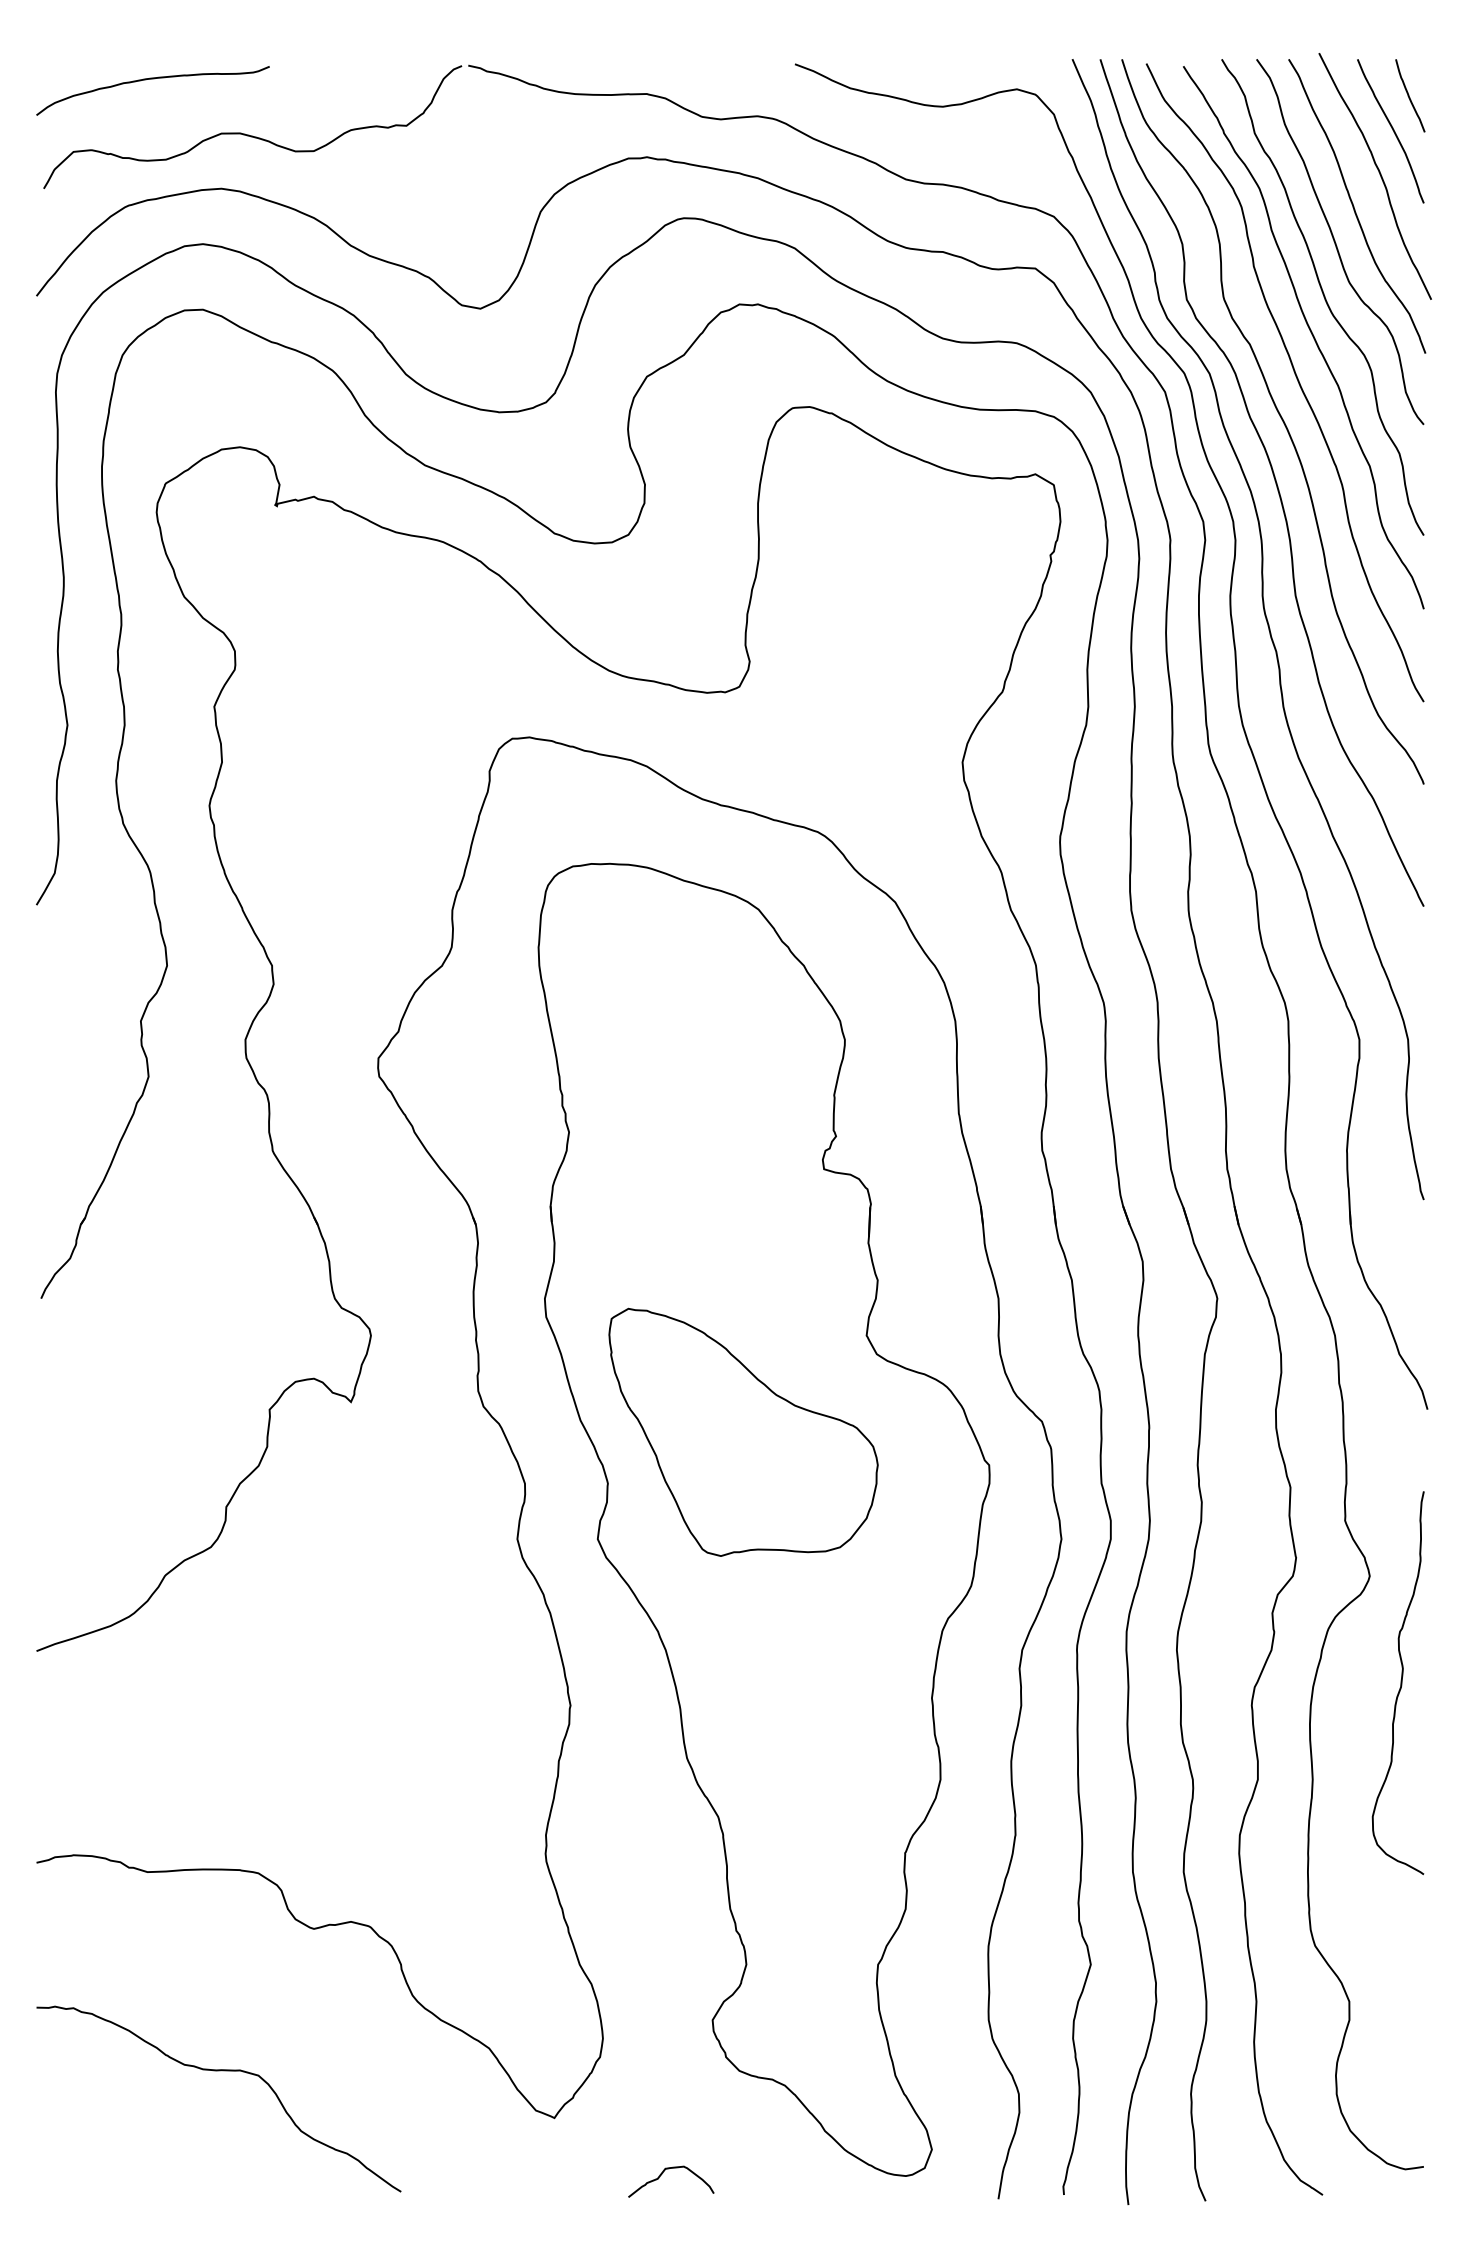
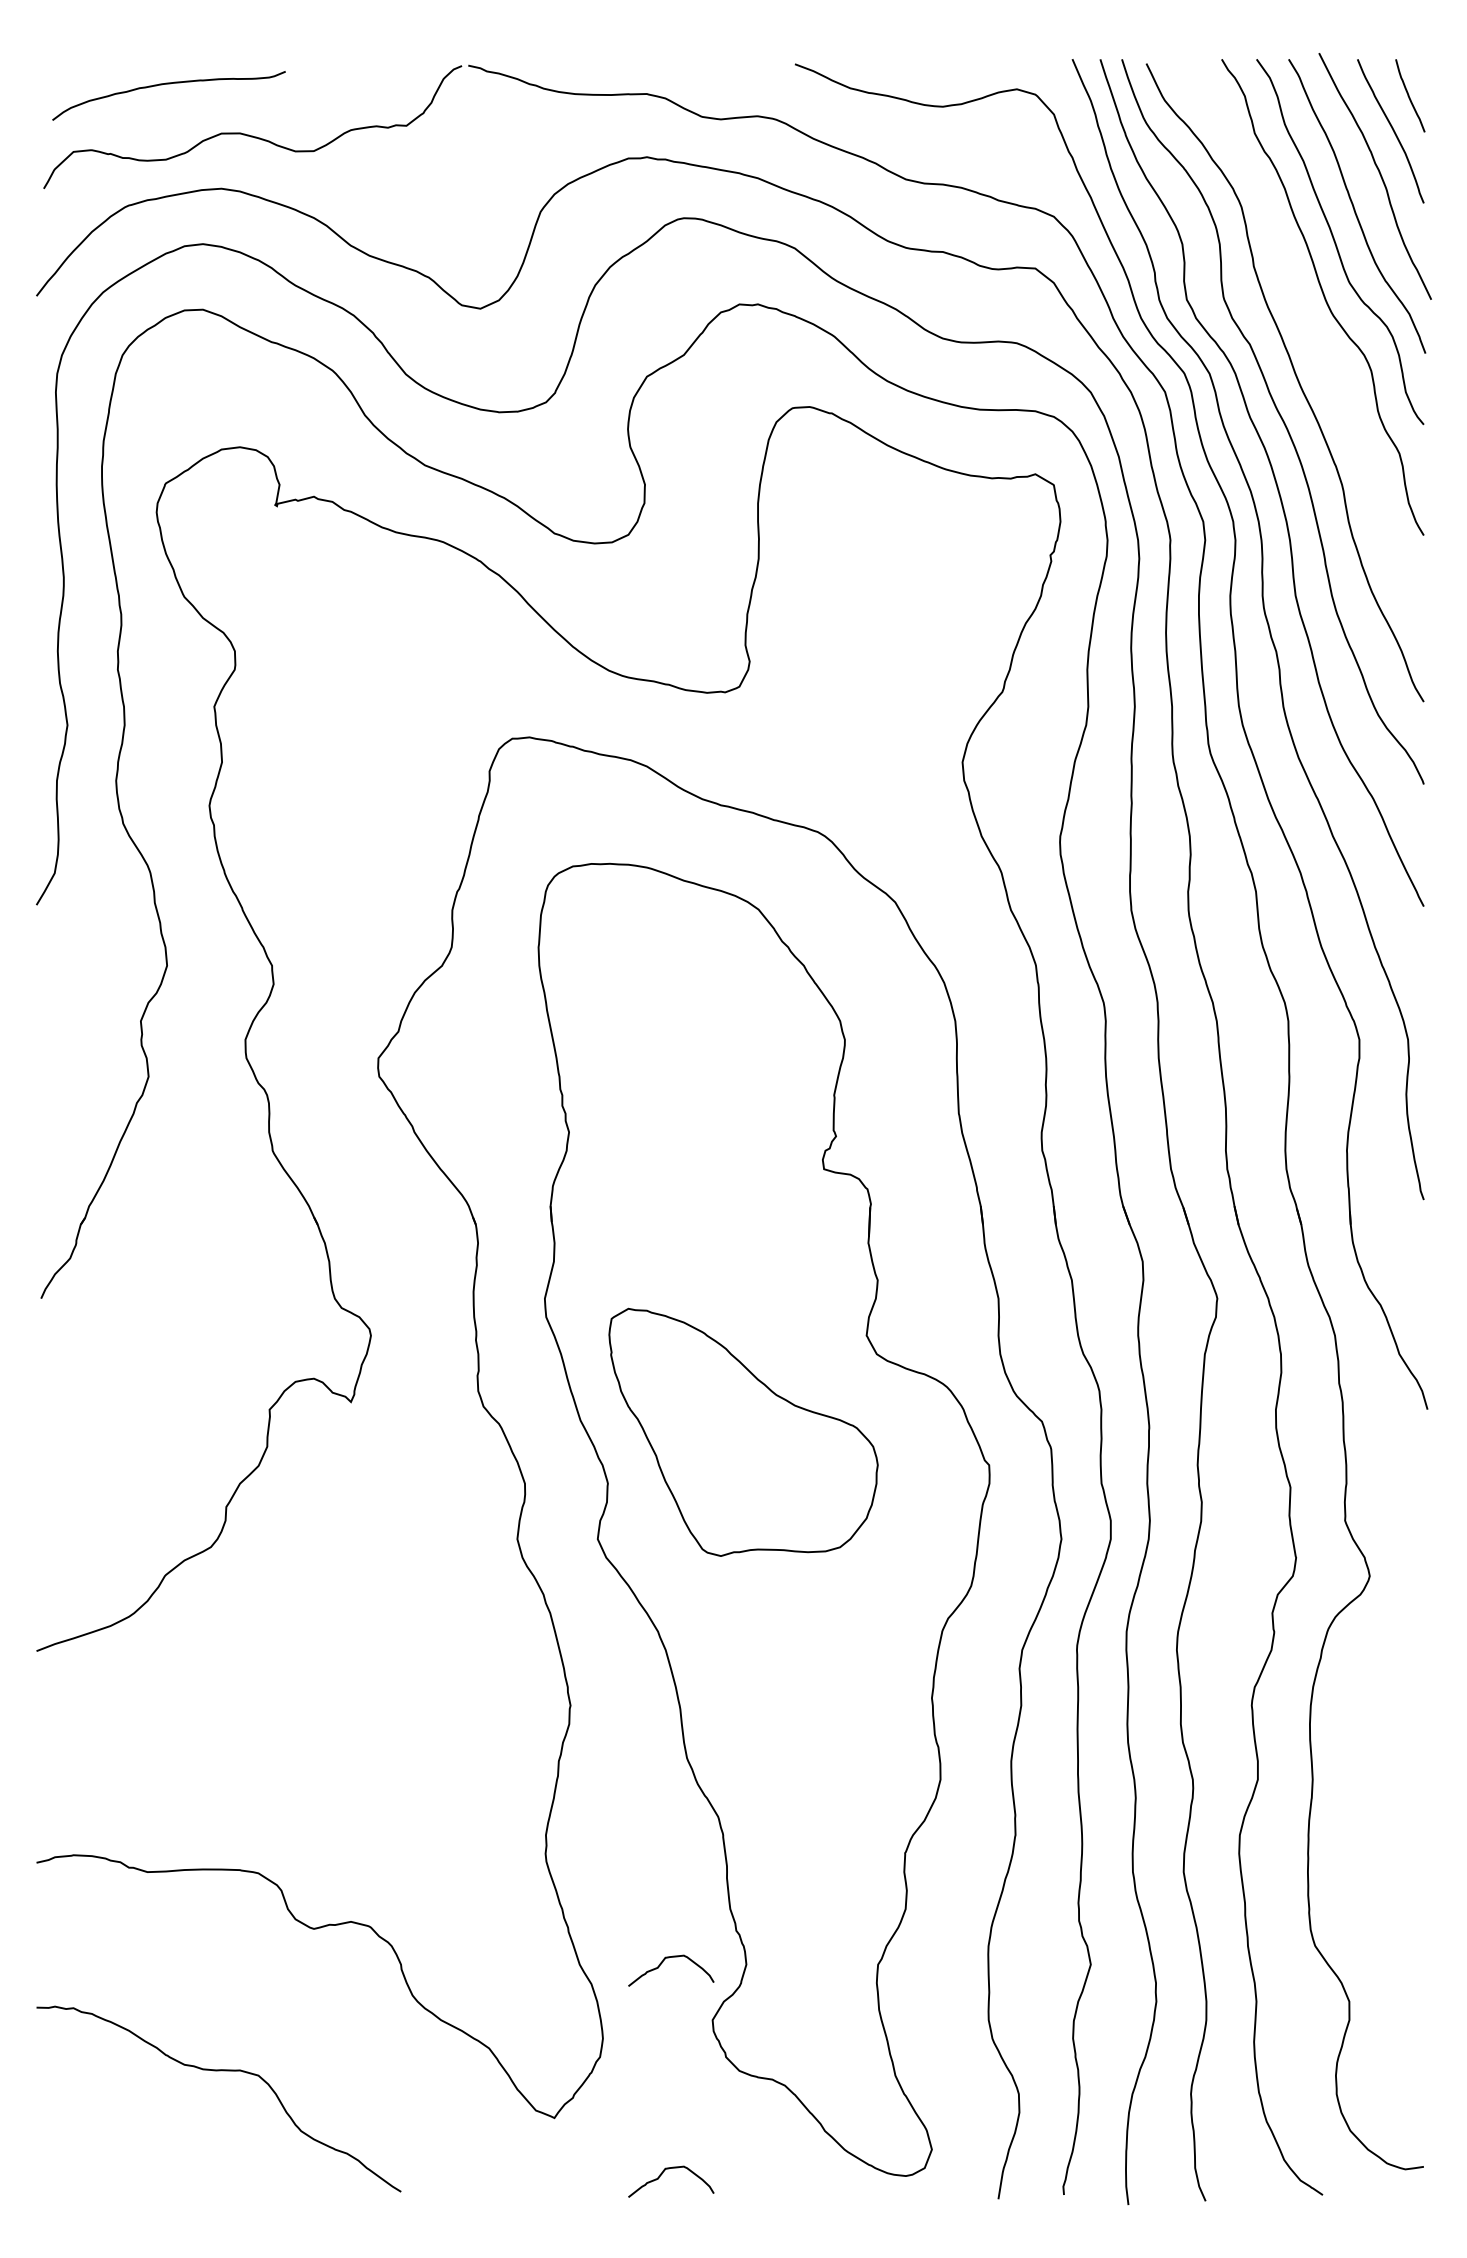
curve position: (152, 79) -> (168, 84) (168, 84)
curve: present -> none (1311, 334)
curve: present -> none (1400, 1682)
curve: none -> present (663, 1962)
